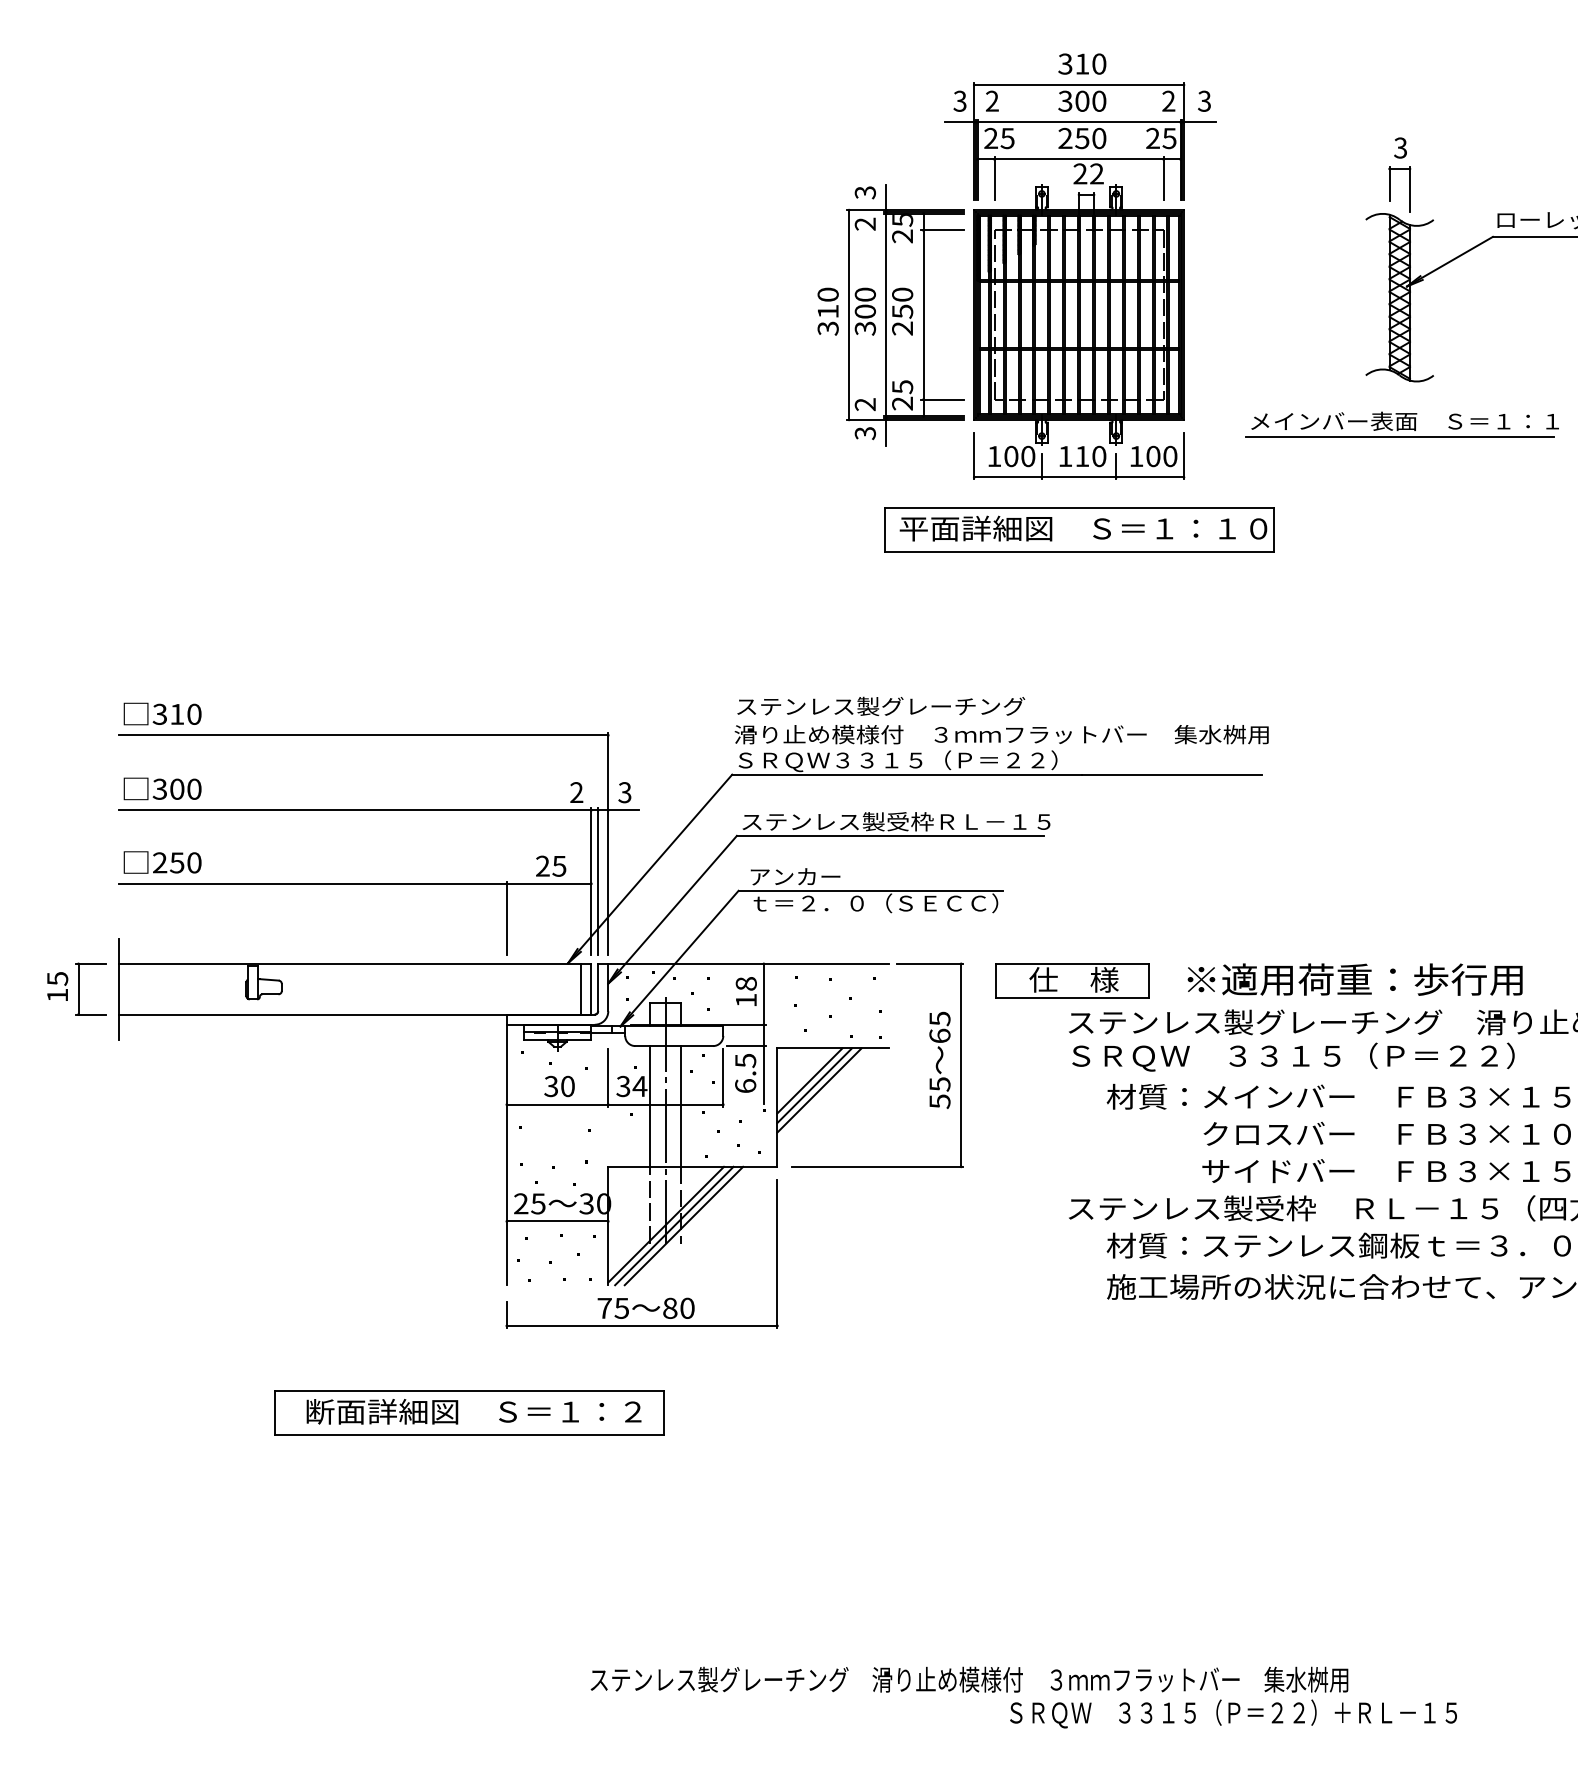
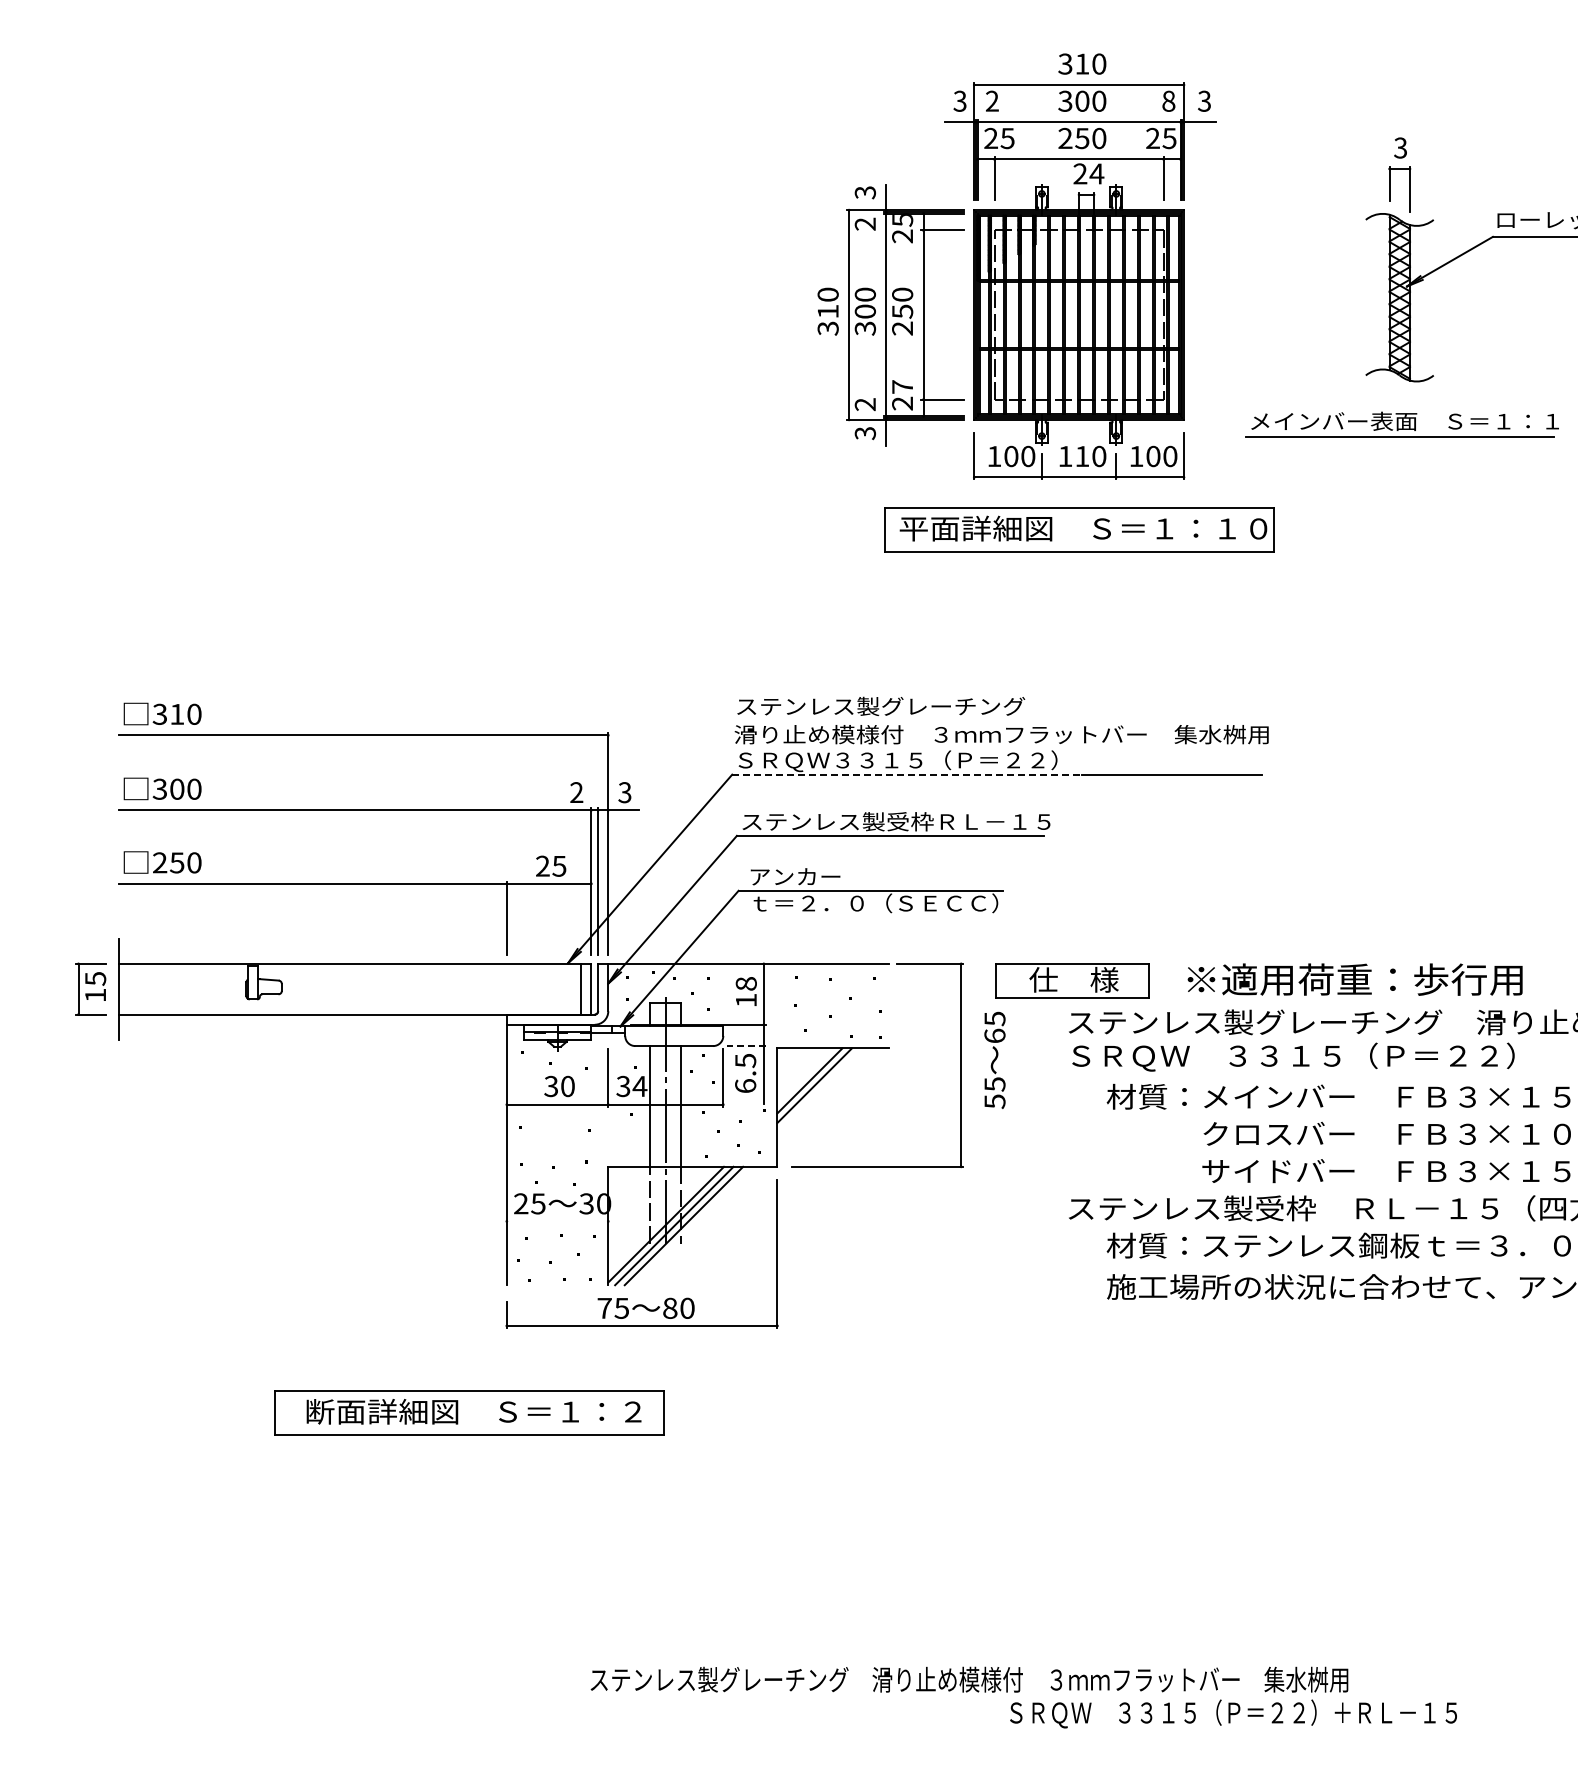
text: 2 -> 8 (1168, 100)
text: 22 -> 24 (1096, 173)
text: 25 -> 27 (902, 387)
line: solid -> dashed (907, 774)
text position: (57, 986) -> (95, 986) (95, 986)
line: solid -> dashed (746, 1046)
text position: (939, 1059) -> (994, 1059) (994, 1059)
line: present -> none (819, 1090)
line: present -> none (557, 1221)
